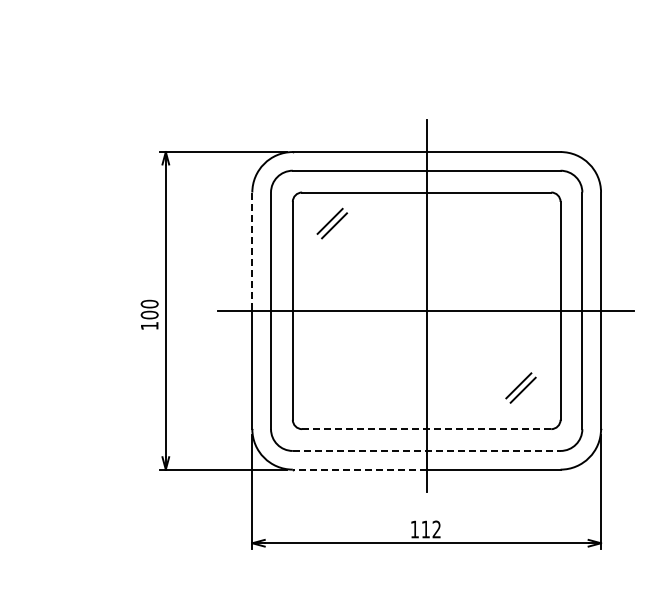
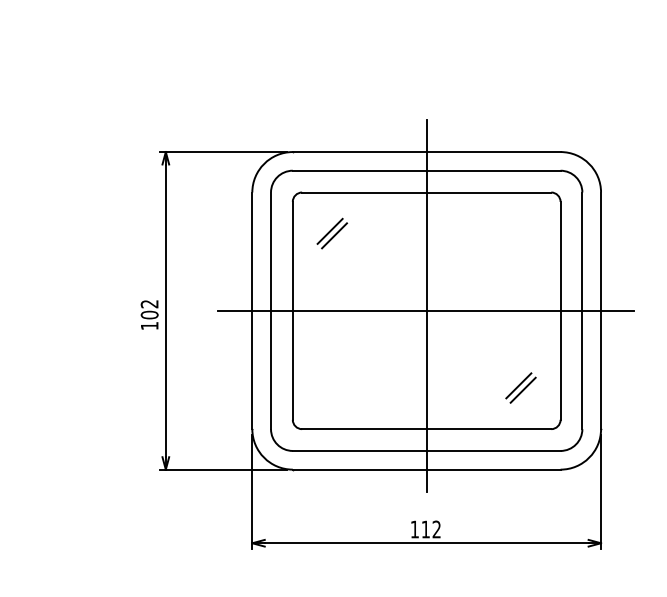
part position: (332, 223) -> (332, 233) (332, 233)
line: dashed -> solid (252, 252)
text: 100 -> 102 (149, 303)
line: dashed -> solid (426, 429)
line: dashed -> solid (426, 450)
line: dashed -> solid (359, 469)
